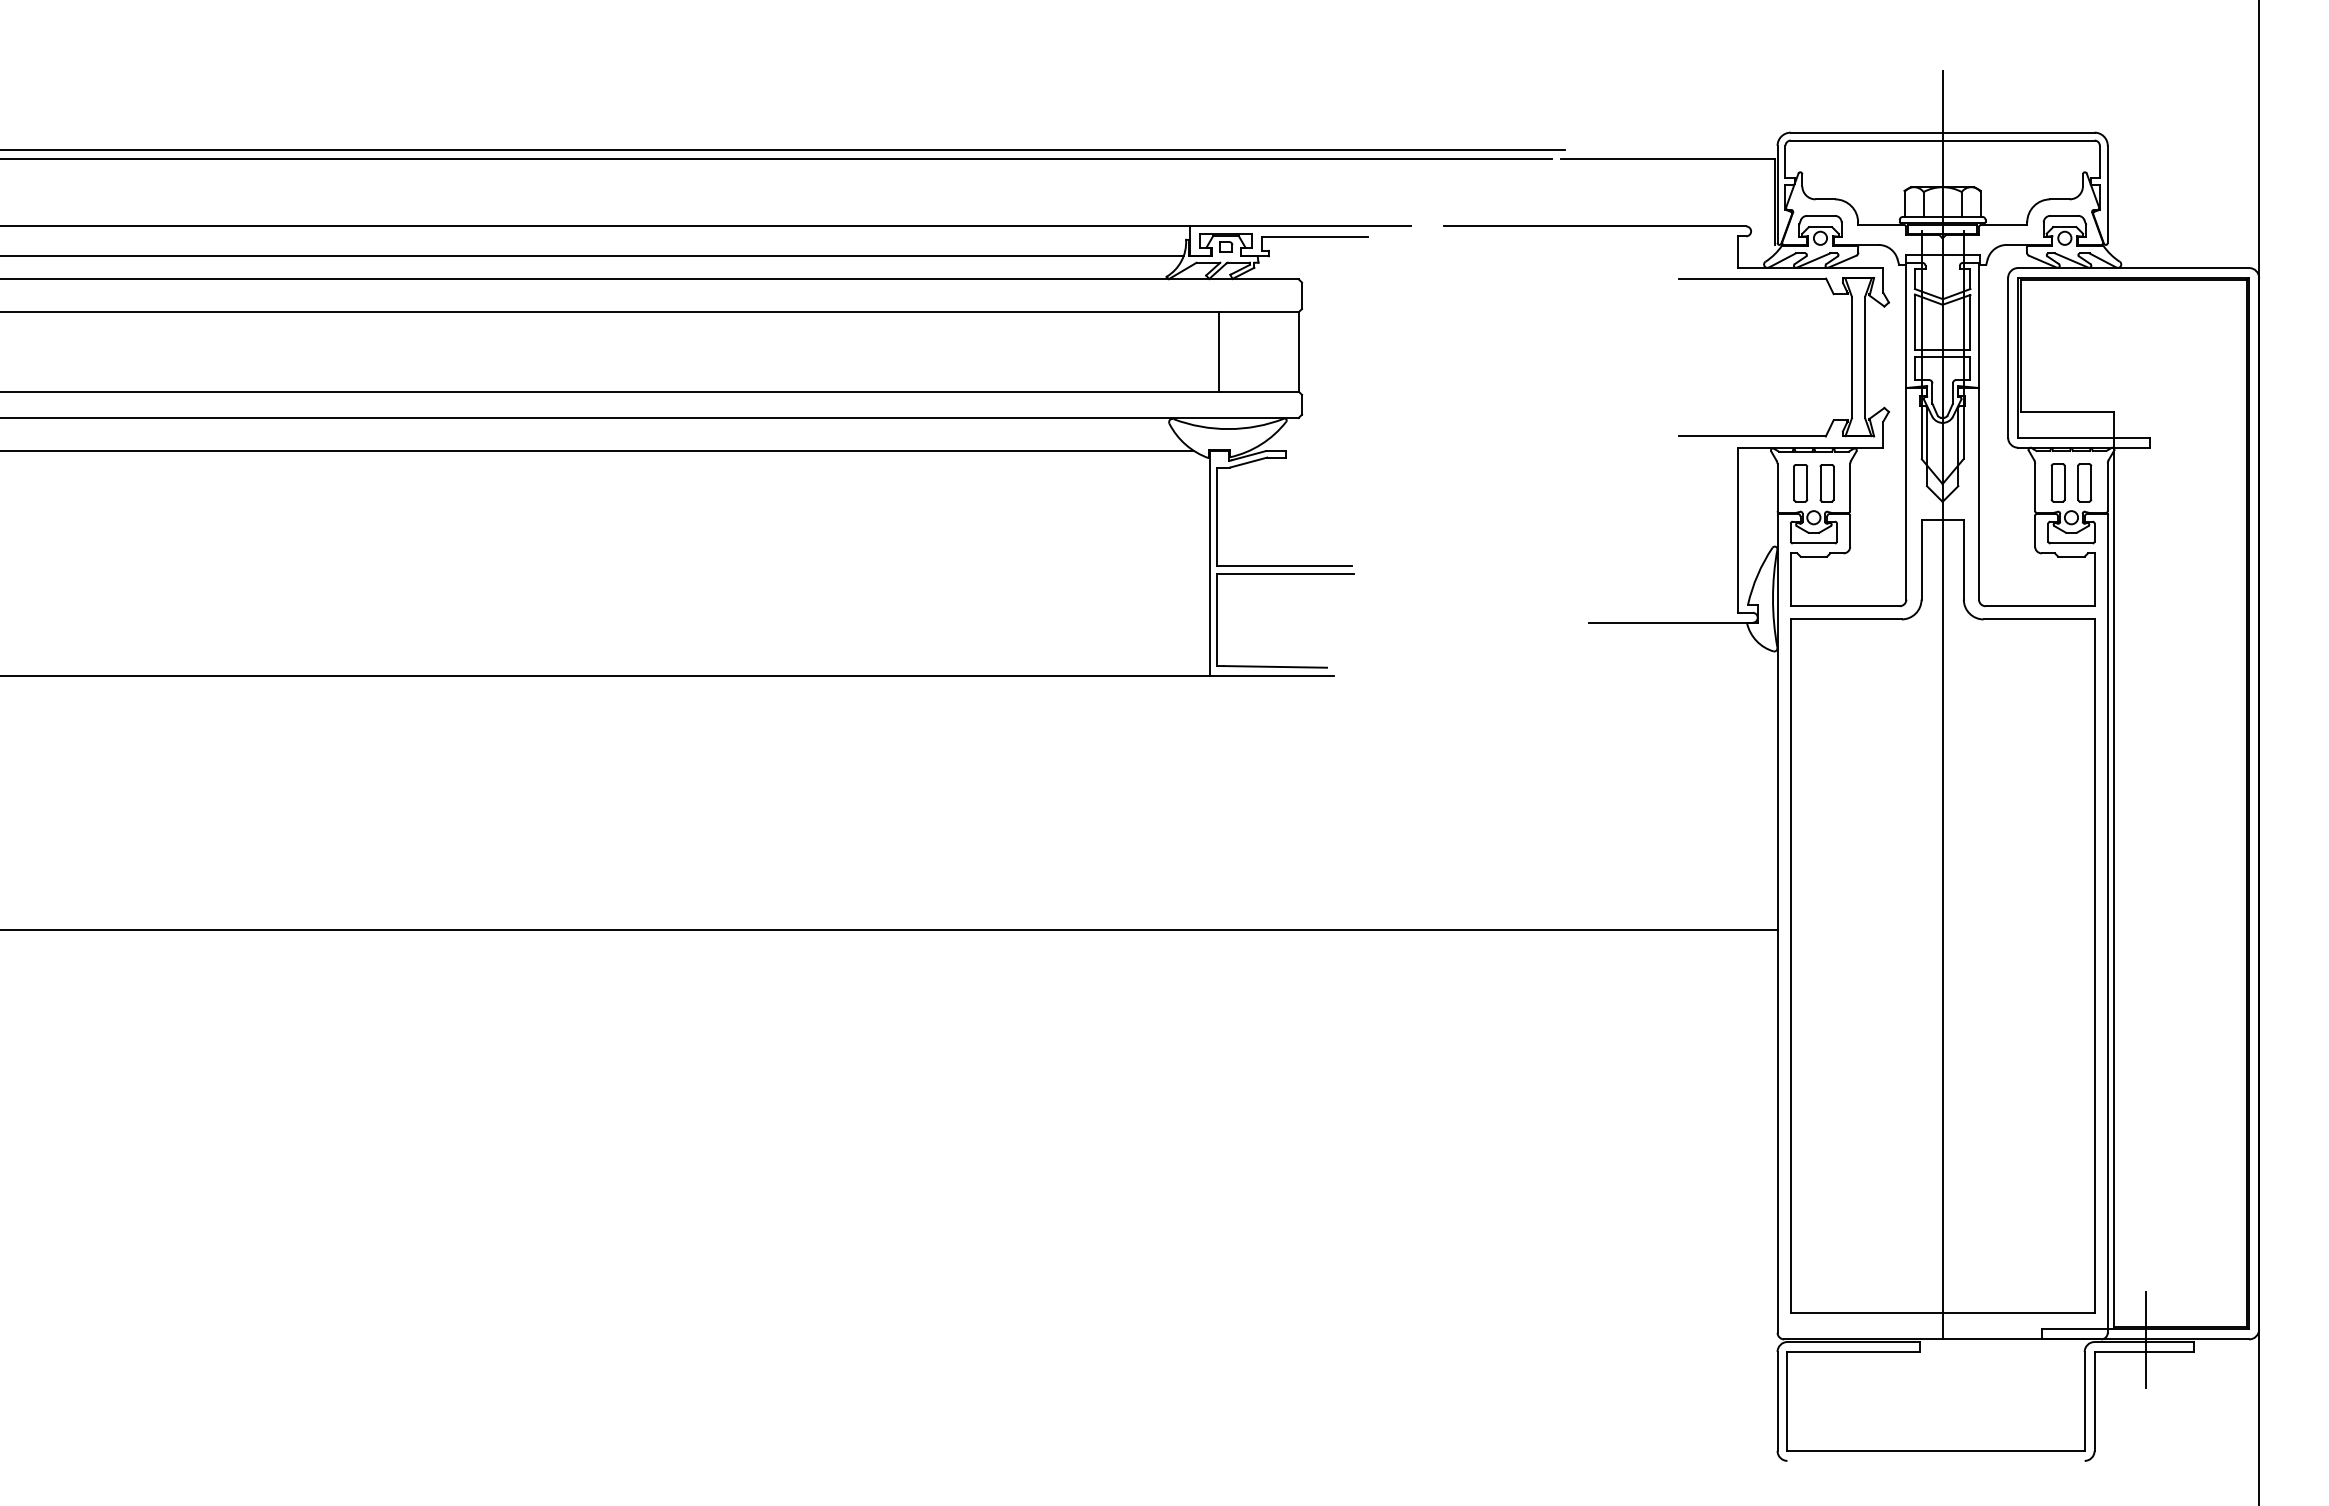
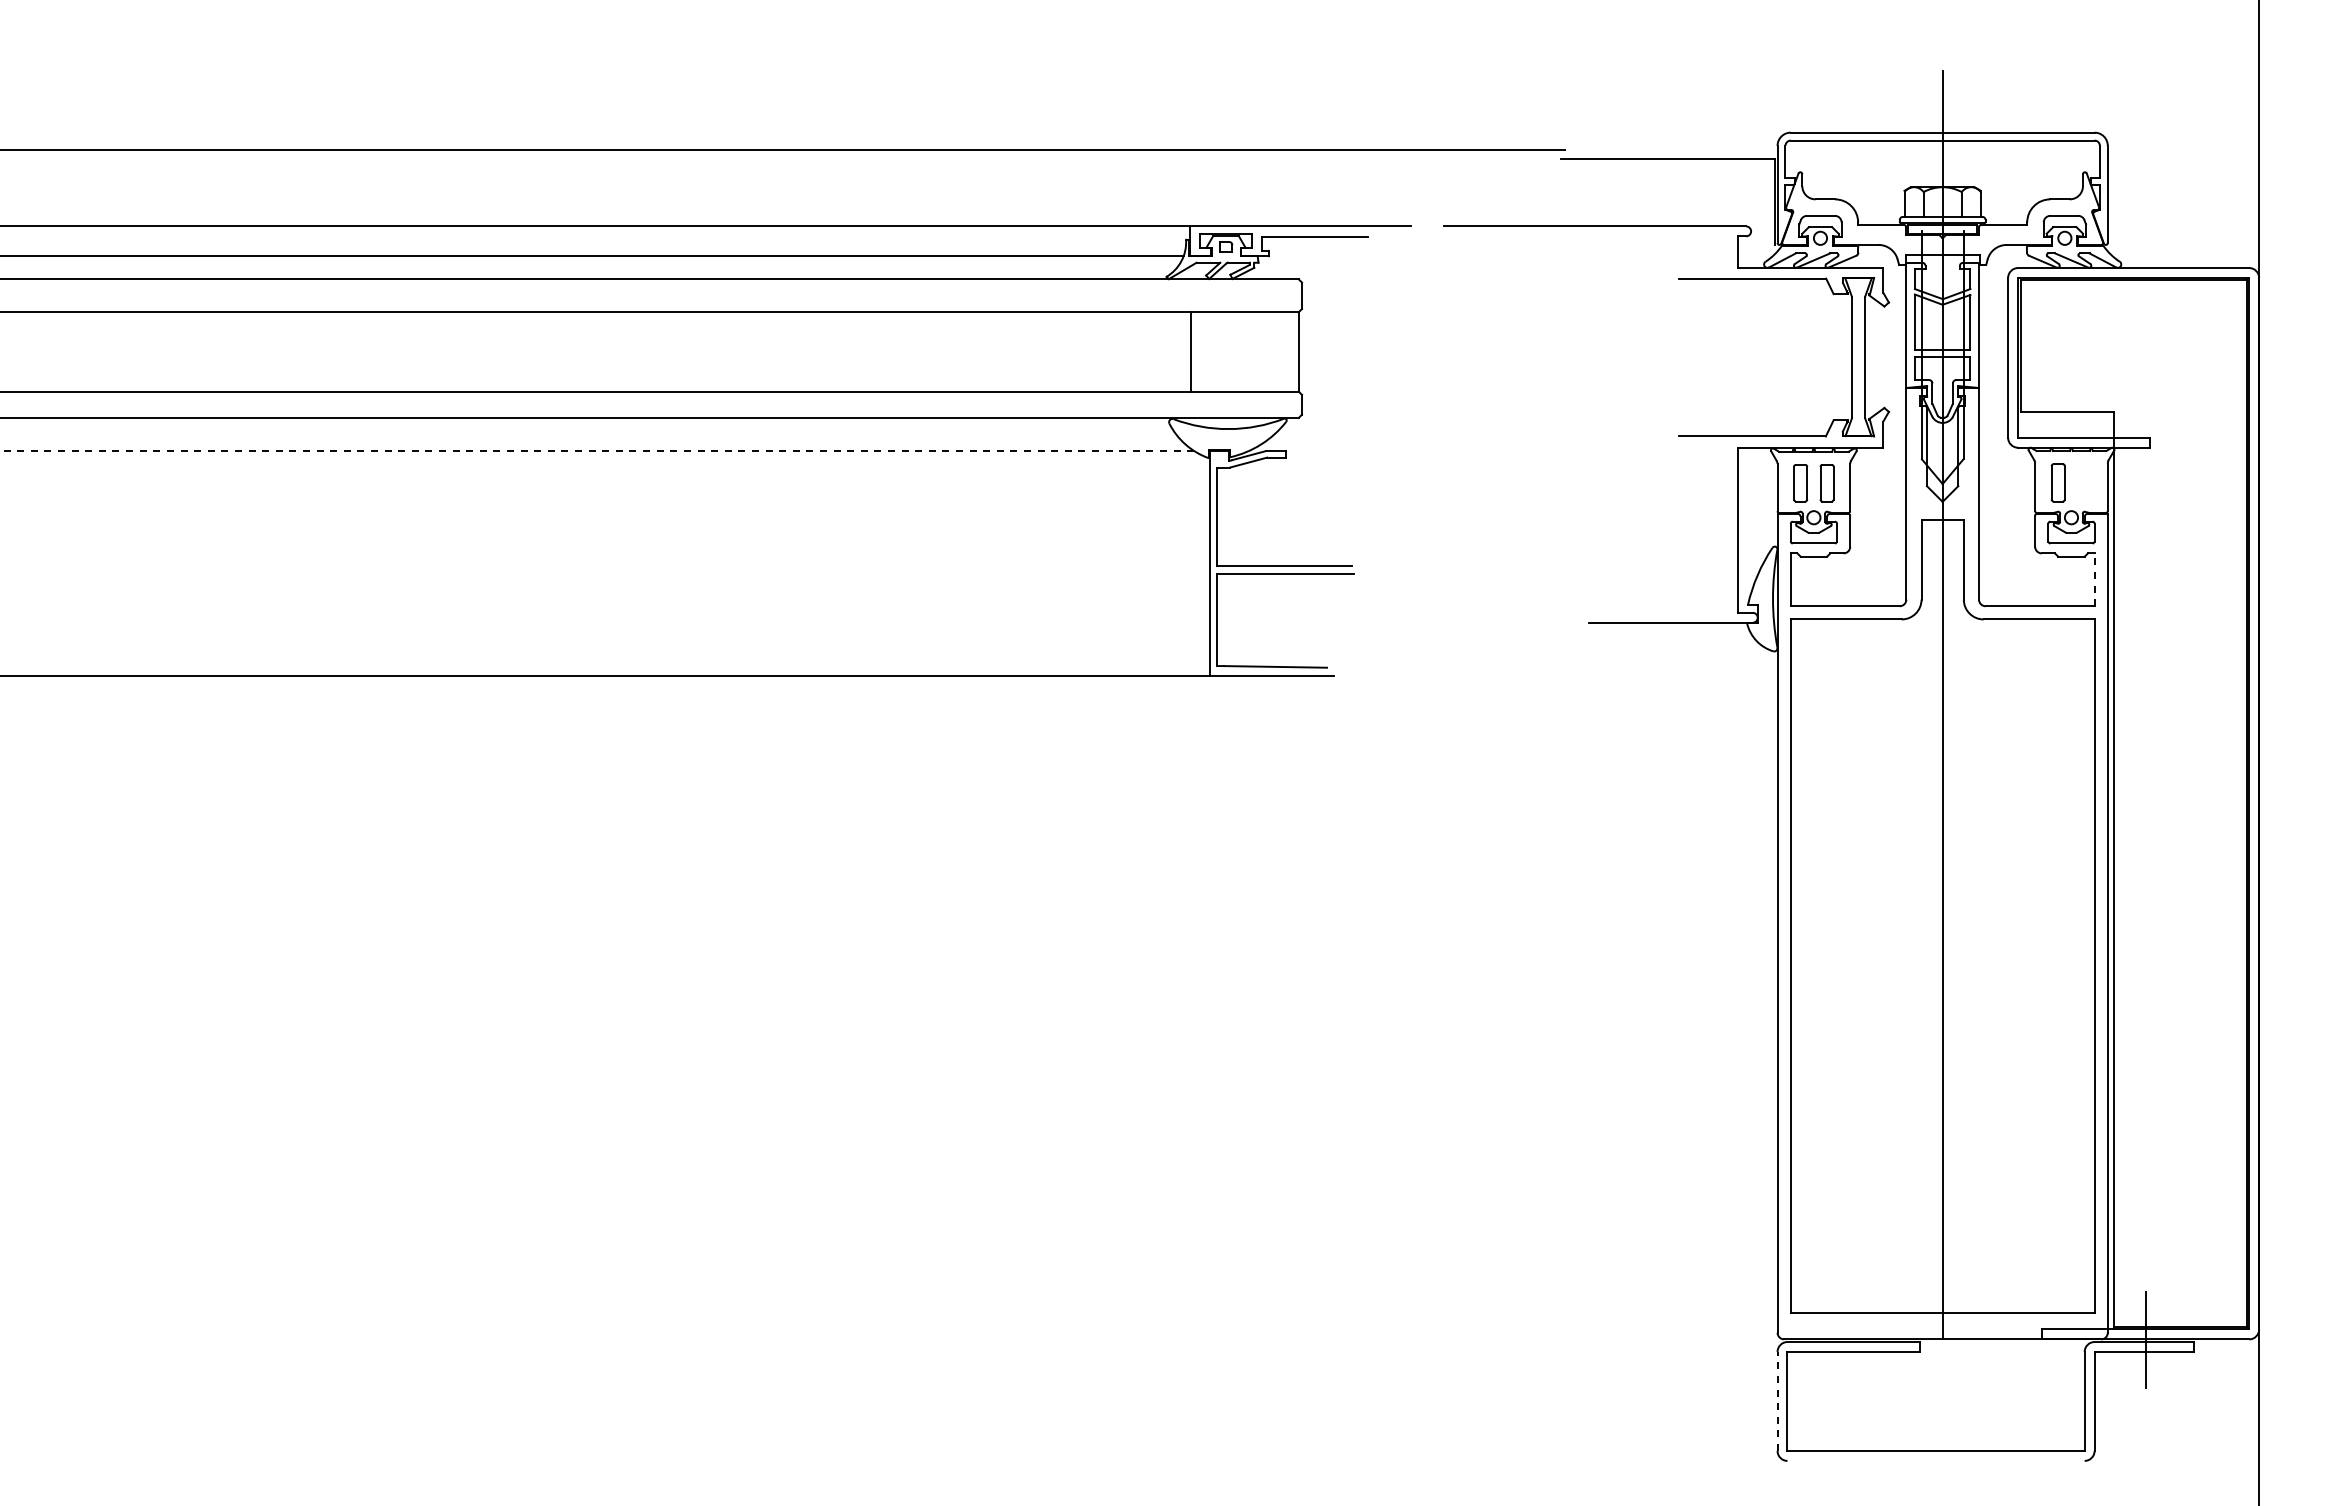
line: present -> none (776, 159)
line position: (1219, 351) -> (1191, 351) (1191, 351)
line: solid -> dashed (597, 451)
part: present -> none (2084, 482)
line: solid -> dashed (2094, 579)
line: present -> none (889, 929)
line: solid -> dashed (1777, 1401)
